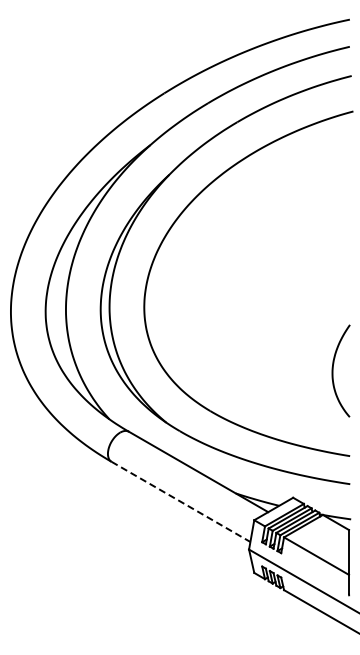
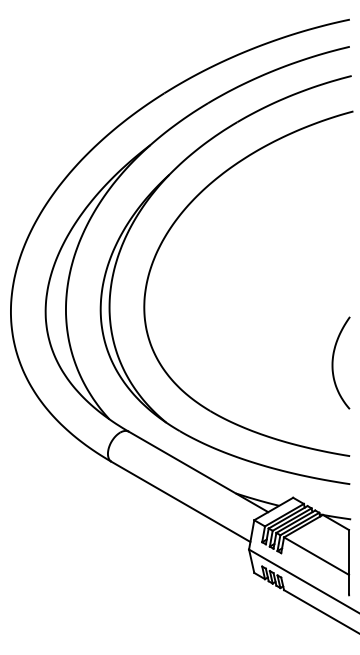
curve position: (333, 370) -> (333, 362) (333, 362)
line: dashed -> solid (181, 502)
